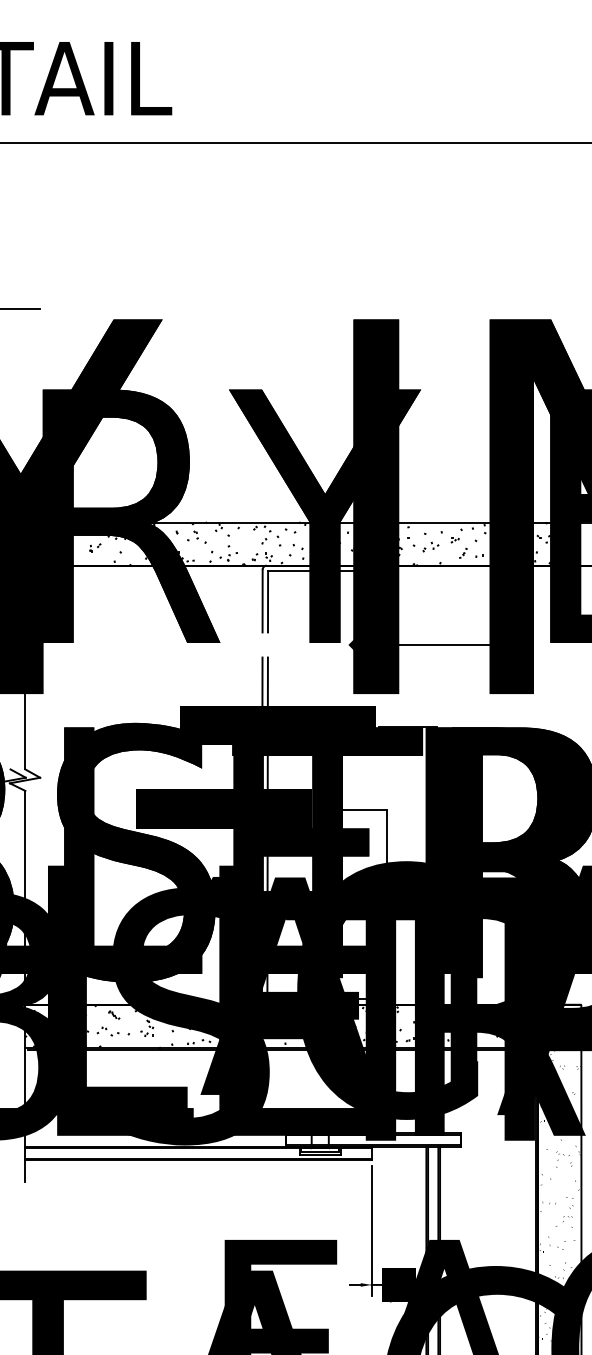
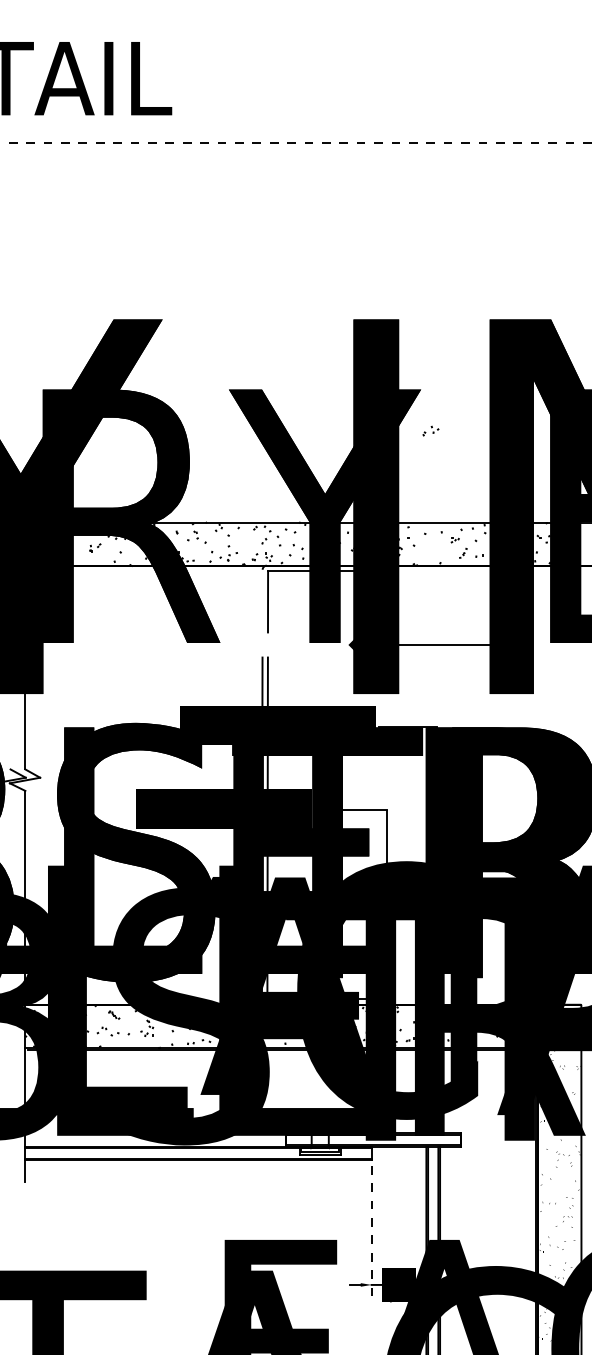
line: solid -> dashed (295, 142)
line: present -> none (20, 309)
part position: (430, 546) -> (430, 430) (430, 430)
line: present -> none (262, 600)
line: solid -> dashed (371, 1230)
